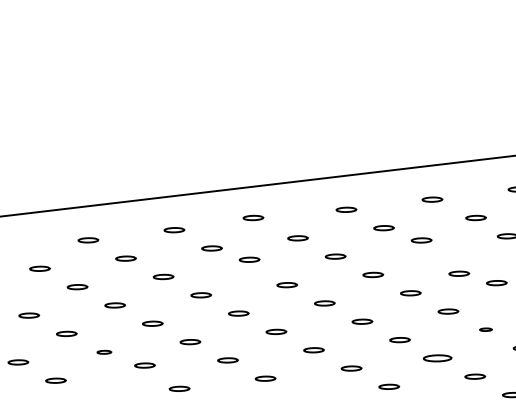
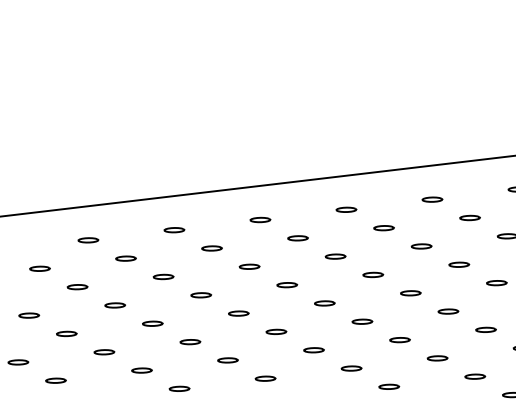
part position: (253, 217) -> (260, 219) (260, 219)
part position: (475, 217) -> (469, 217) (469, 217)
part position: (421, 240) -> (421, 246) (421, 246)
part position: (249, 259) -> (249, 266) (249, 266)
part position: (459, 273) -> (459, 264) (459, 264)
part size: 14x5 px -> 22x7 px (485, 329)
part size: 17x6 px -> 23x7 px (104, 352)
part size: 30x9 px -> 23x7 px (437, 358)
part position: (144, 365) -> (141, 370) (141, 370)
